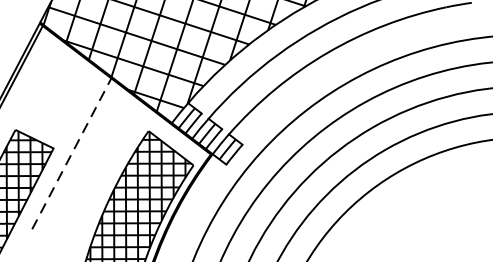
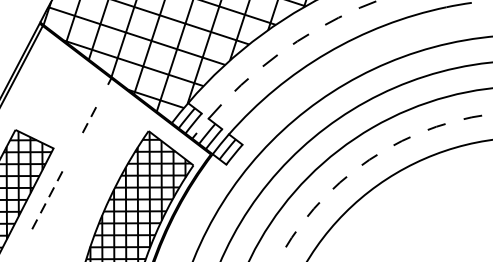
arc: solid -> dashed (274, 57)
line: present -> none (102, 95)
part: present -> none (72, 152)
arc: solid -> dashed (366, 161)
